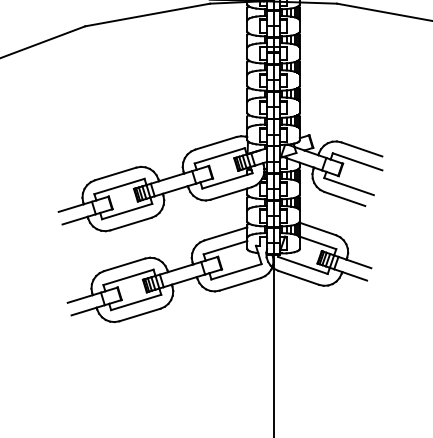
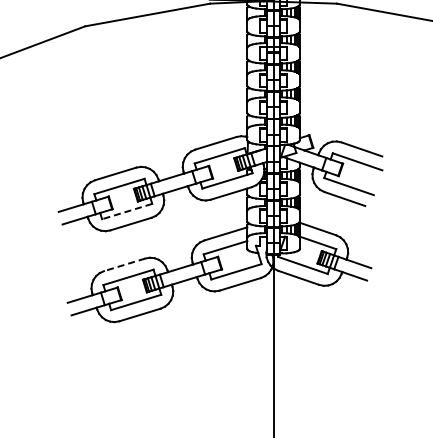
line: solid -> dashed (126, 211)
line: solid -> dashed (124, 264)
